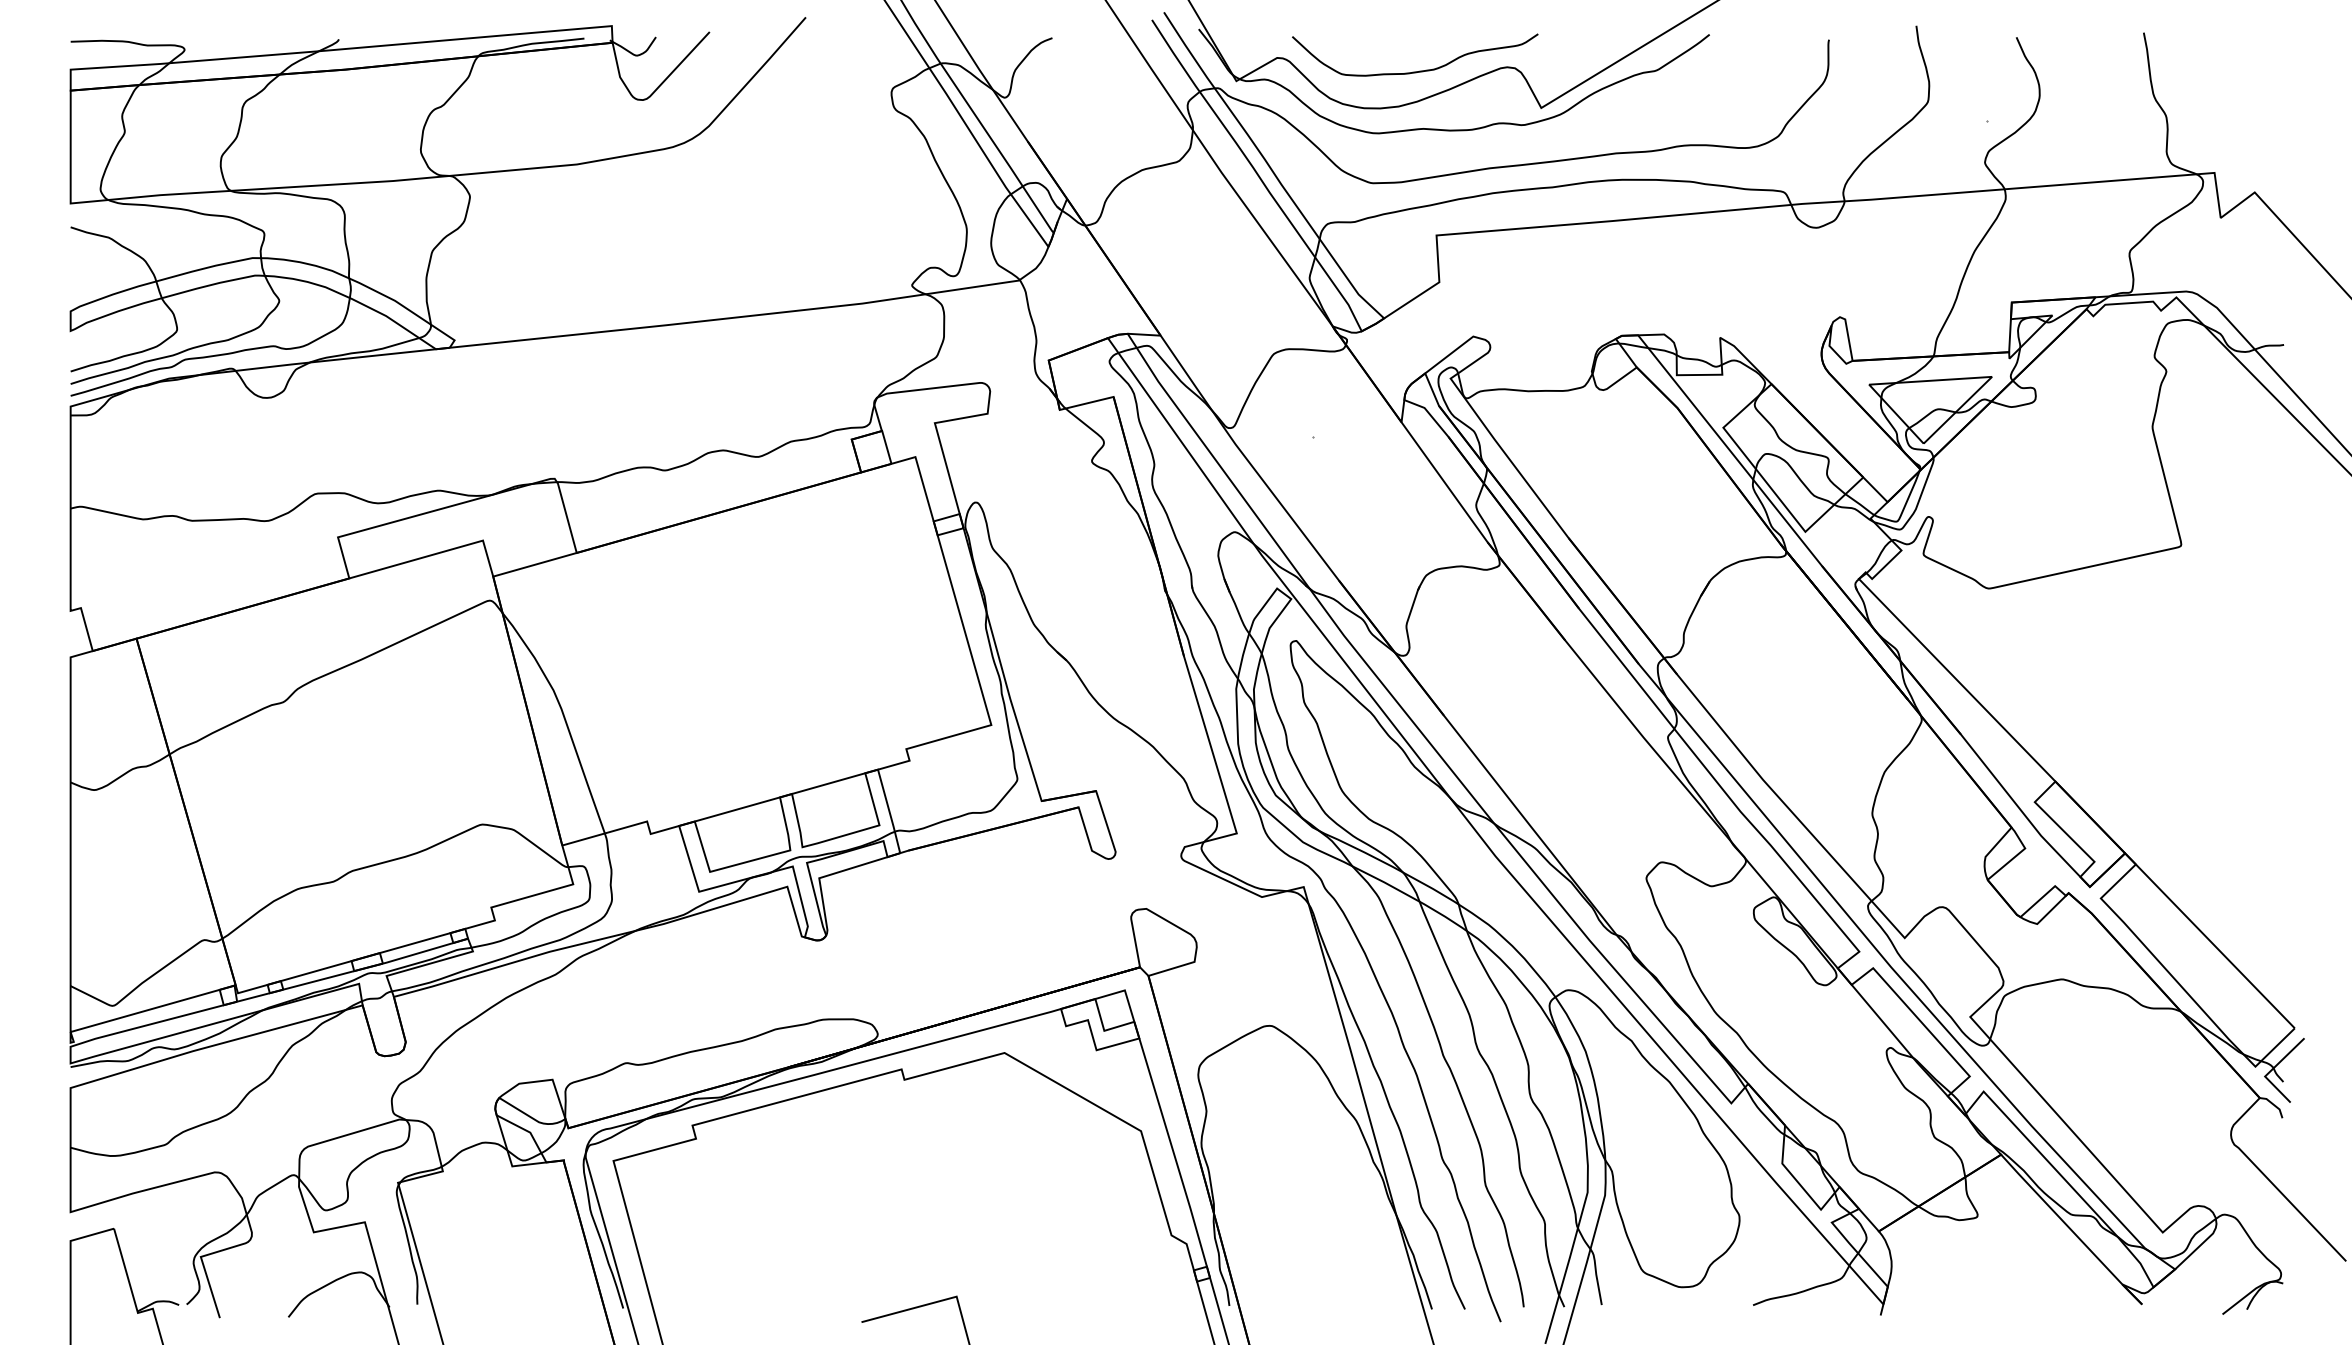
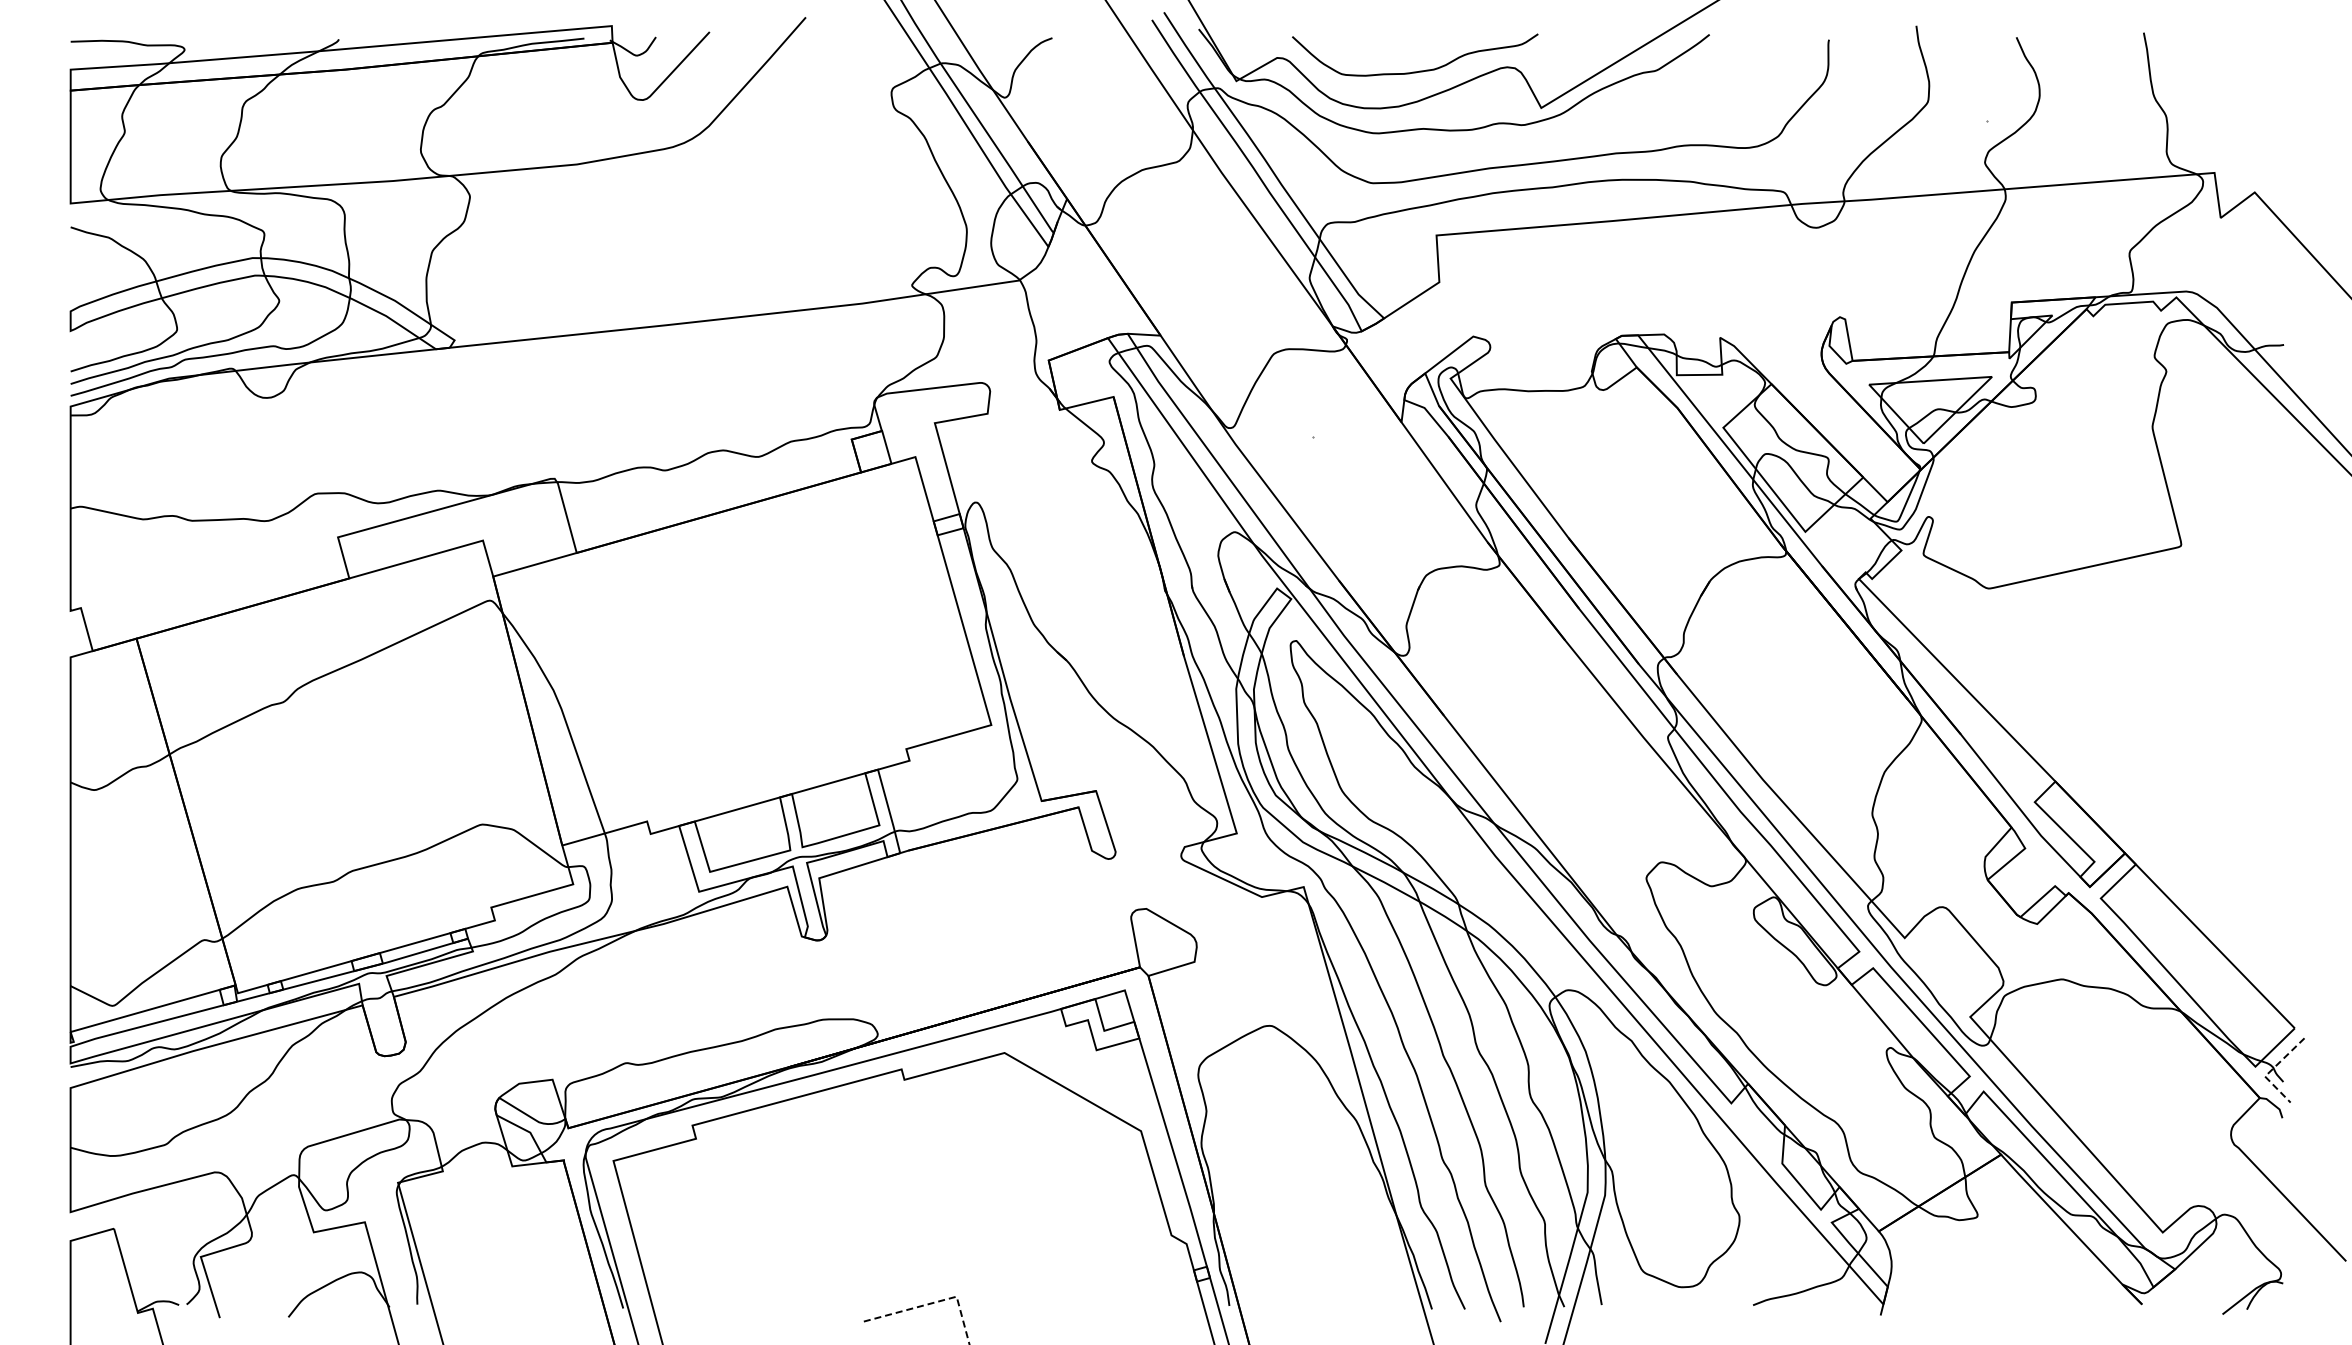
line: solid -> dashed (2270, 1070)
line: solid -> dashed (933, 1302)
